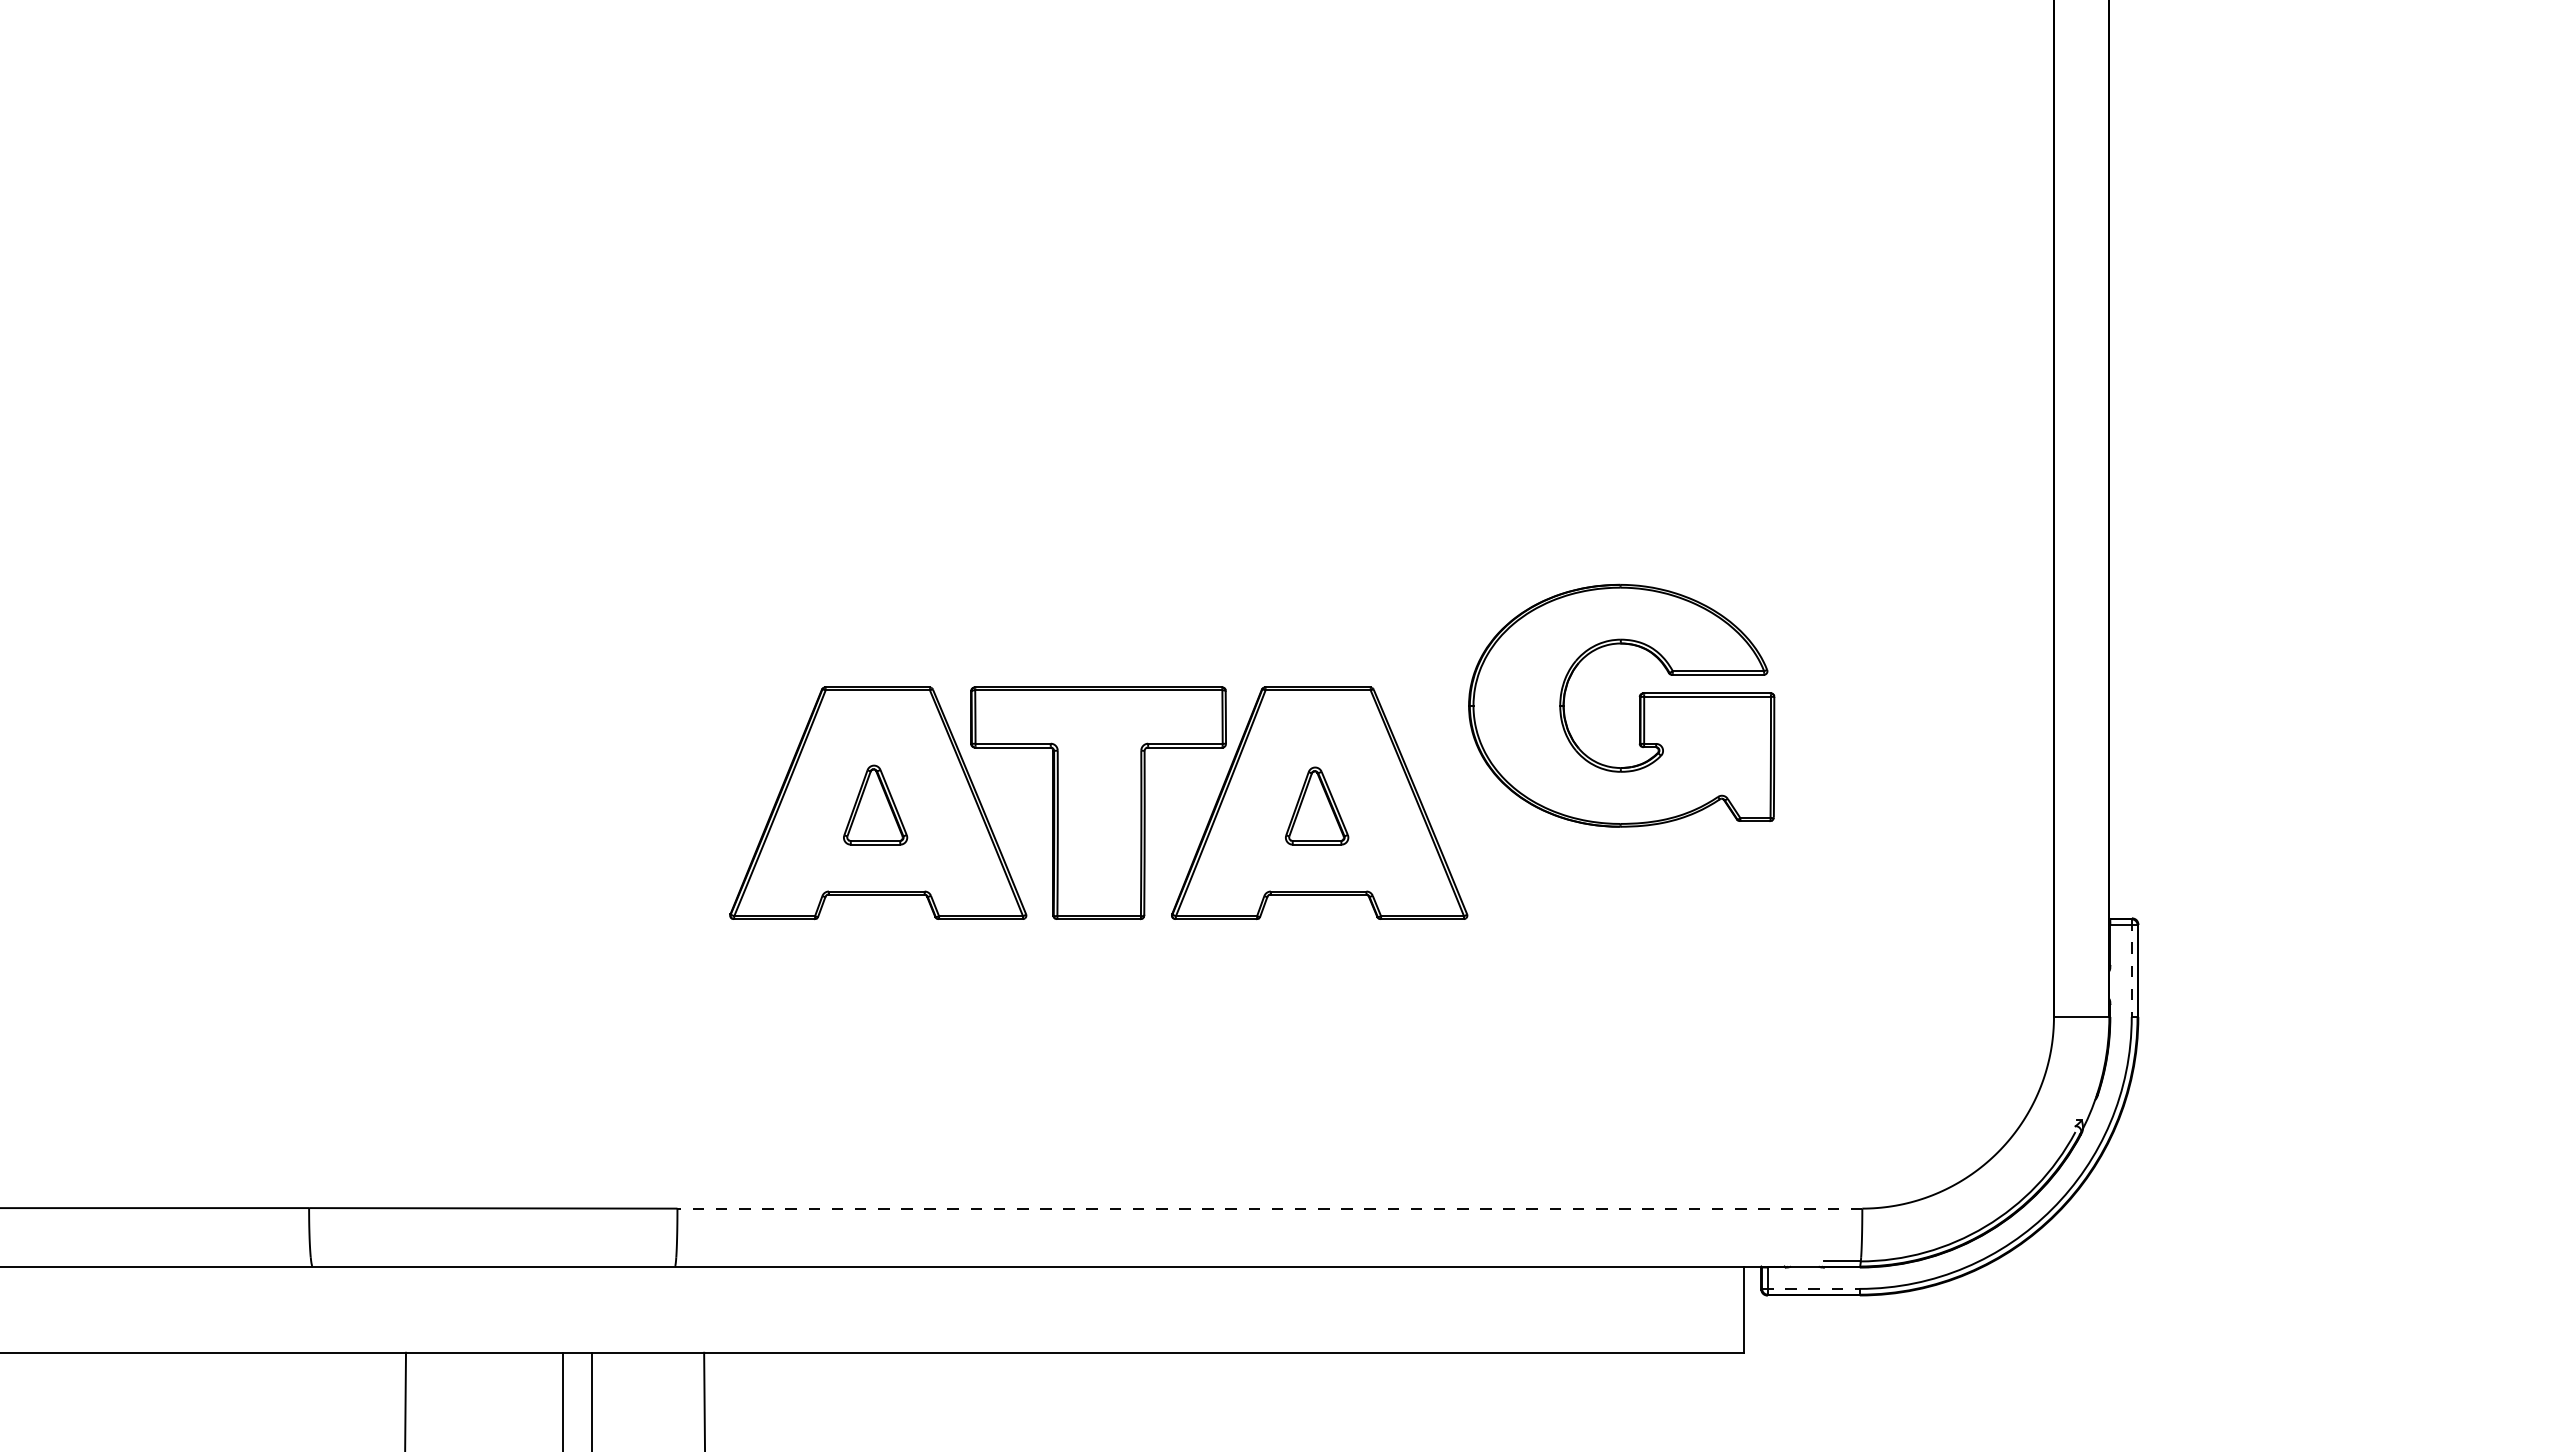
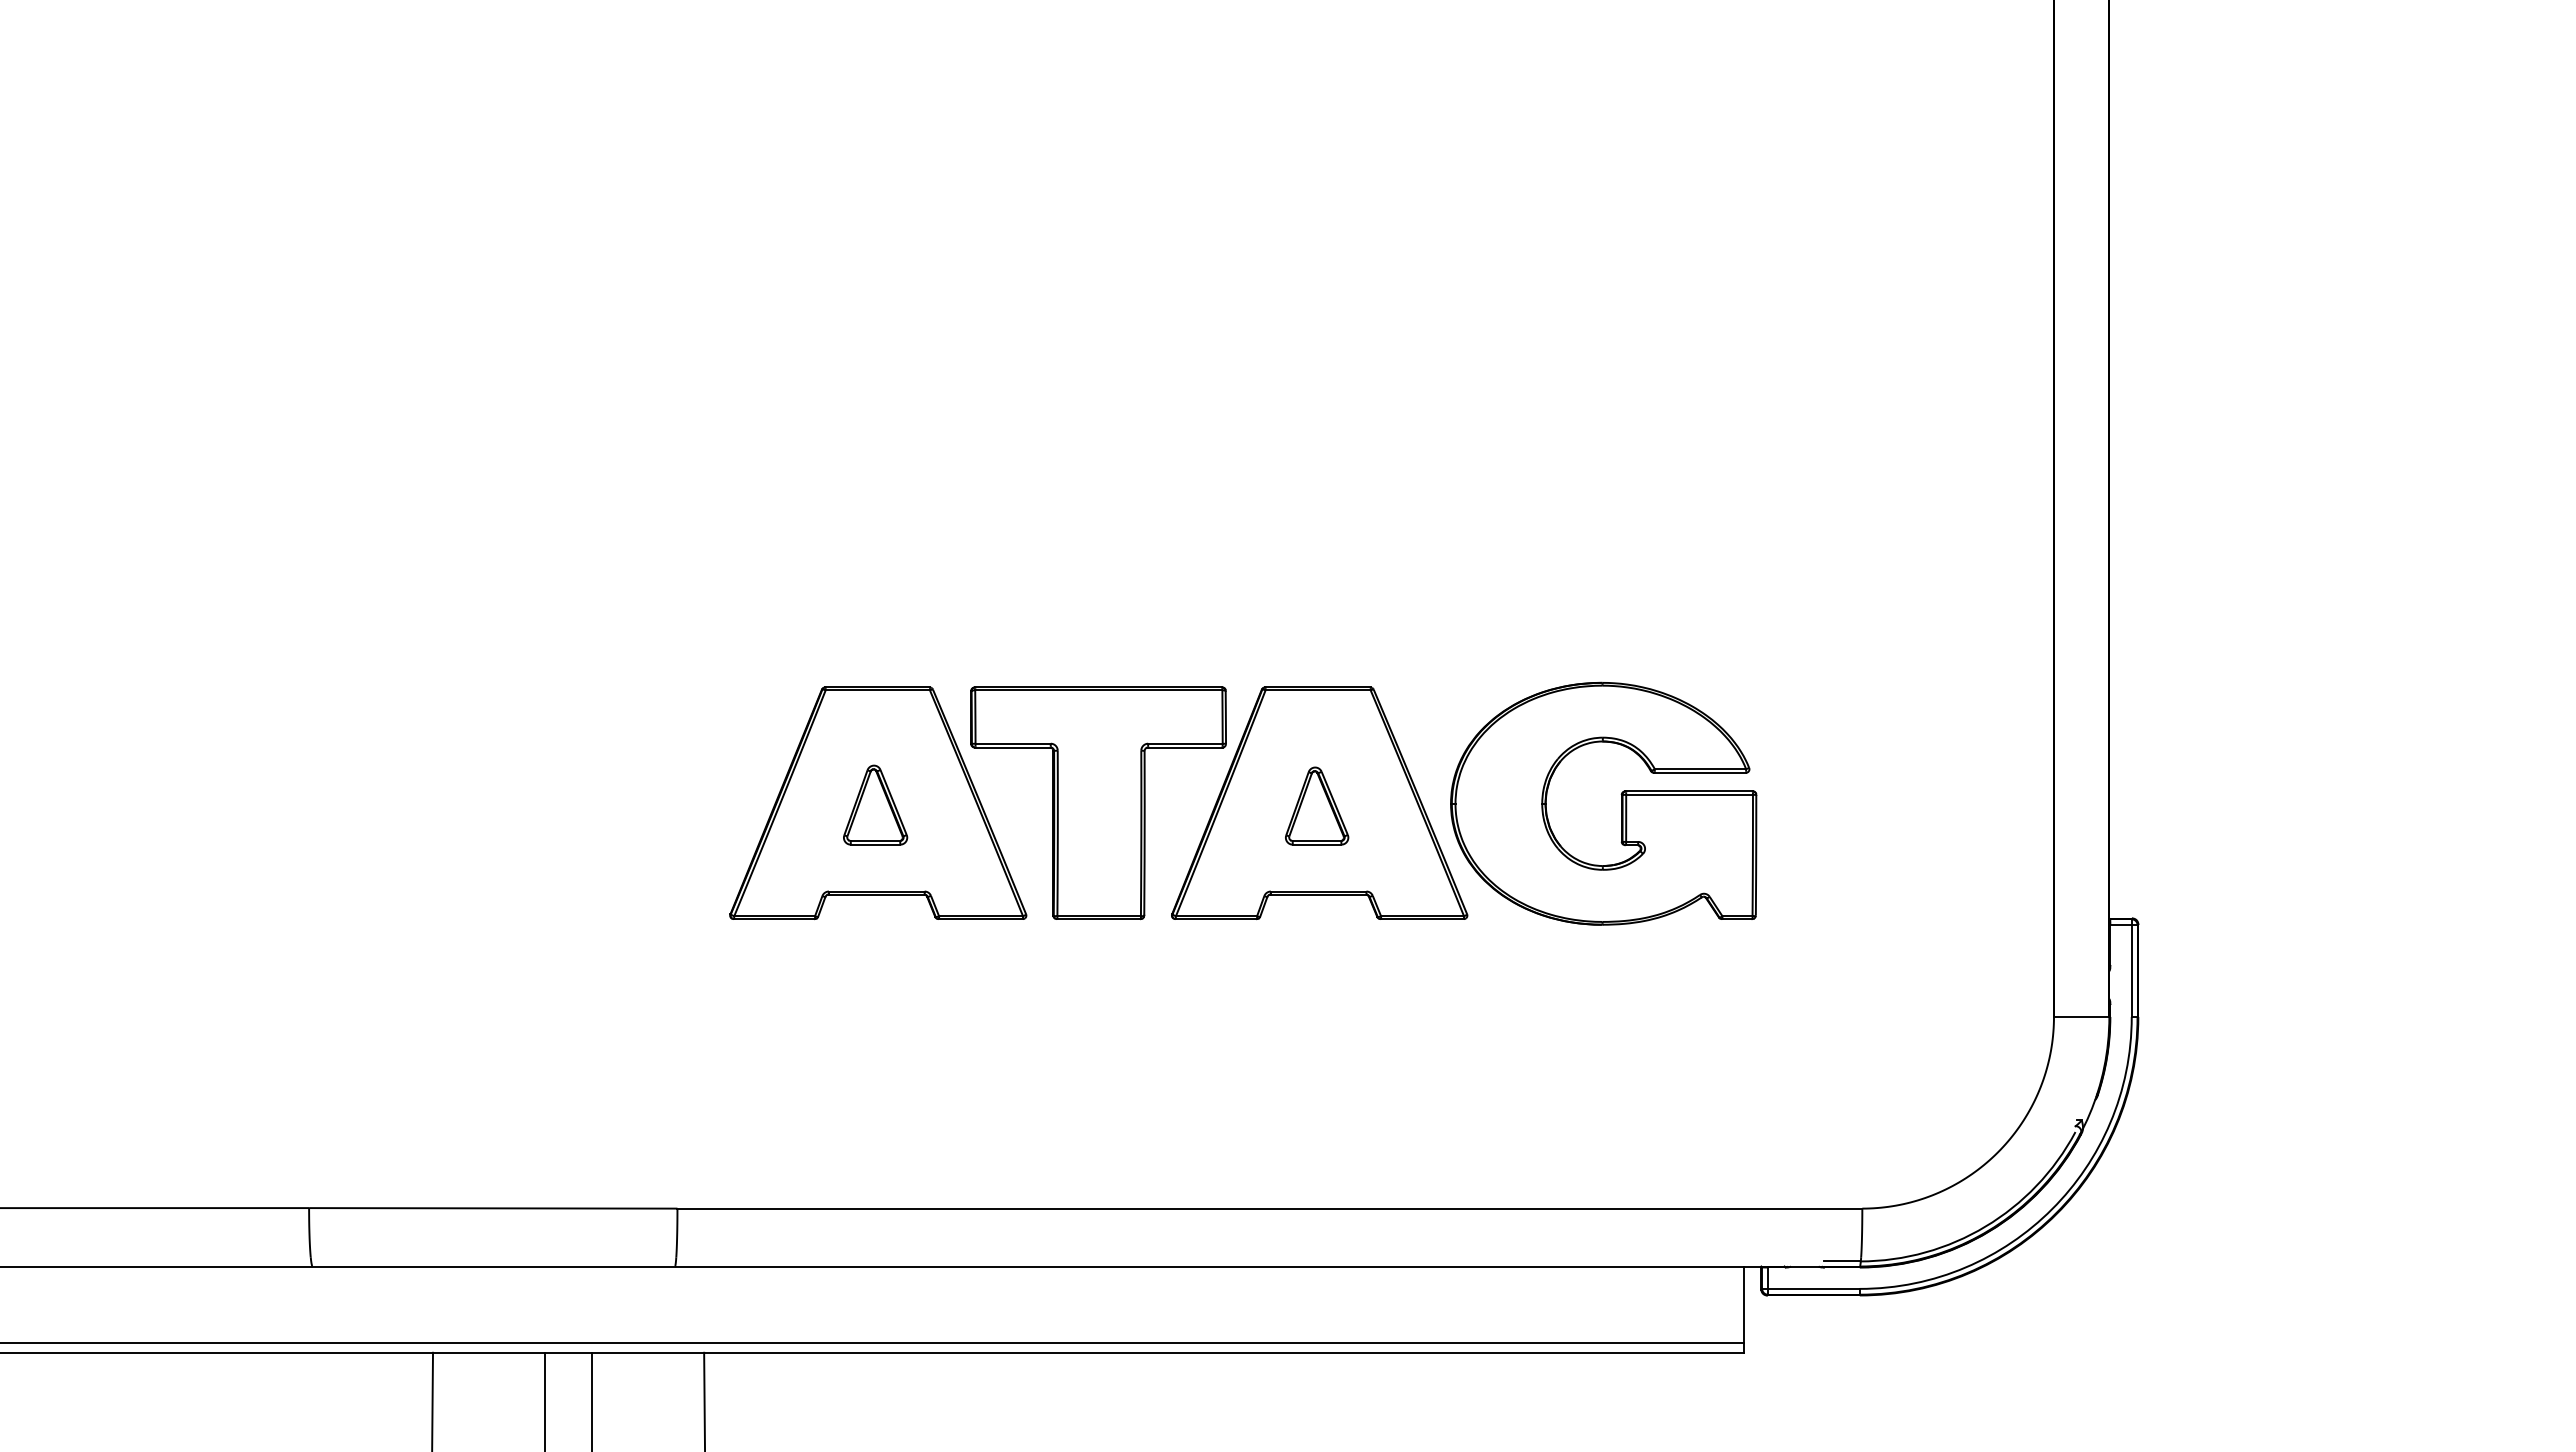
part position: (1639, 705) -> (1621, 803) (1621, 803)
line: dashed -> solid (2131, 968)
line: dashed -> solid (1269, 1208)
line: dashed -> solid (1810, 1288)
line: none -> present (873, 1342)
line position: (405, 1400) -> (432, 1400) (432, 1400)
line position: (563, 1400) -> (545, 1400) (545, 1400)
